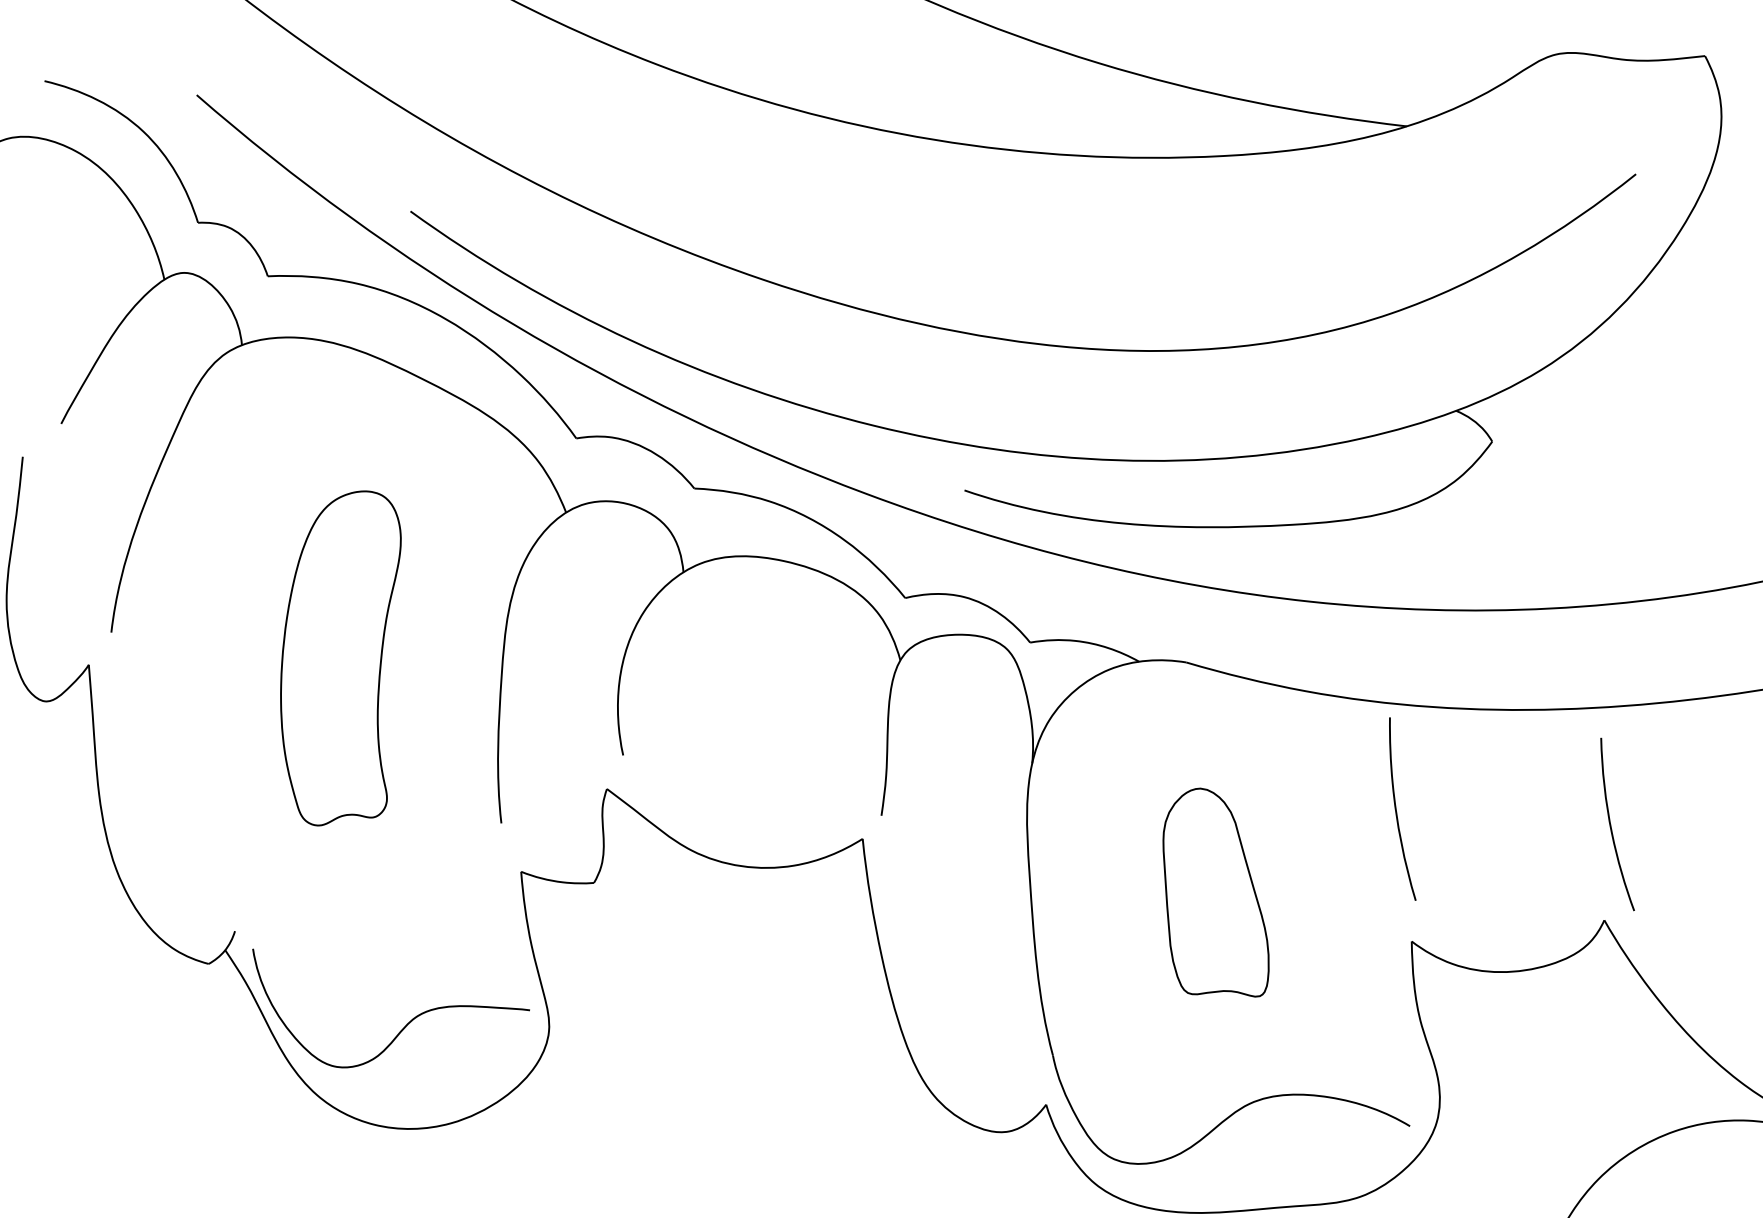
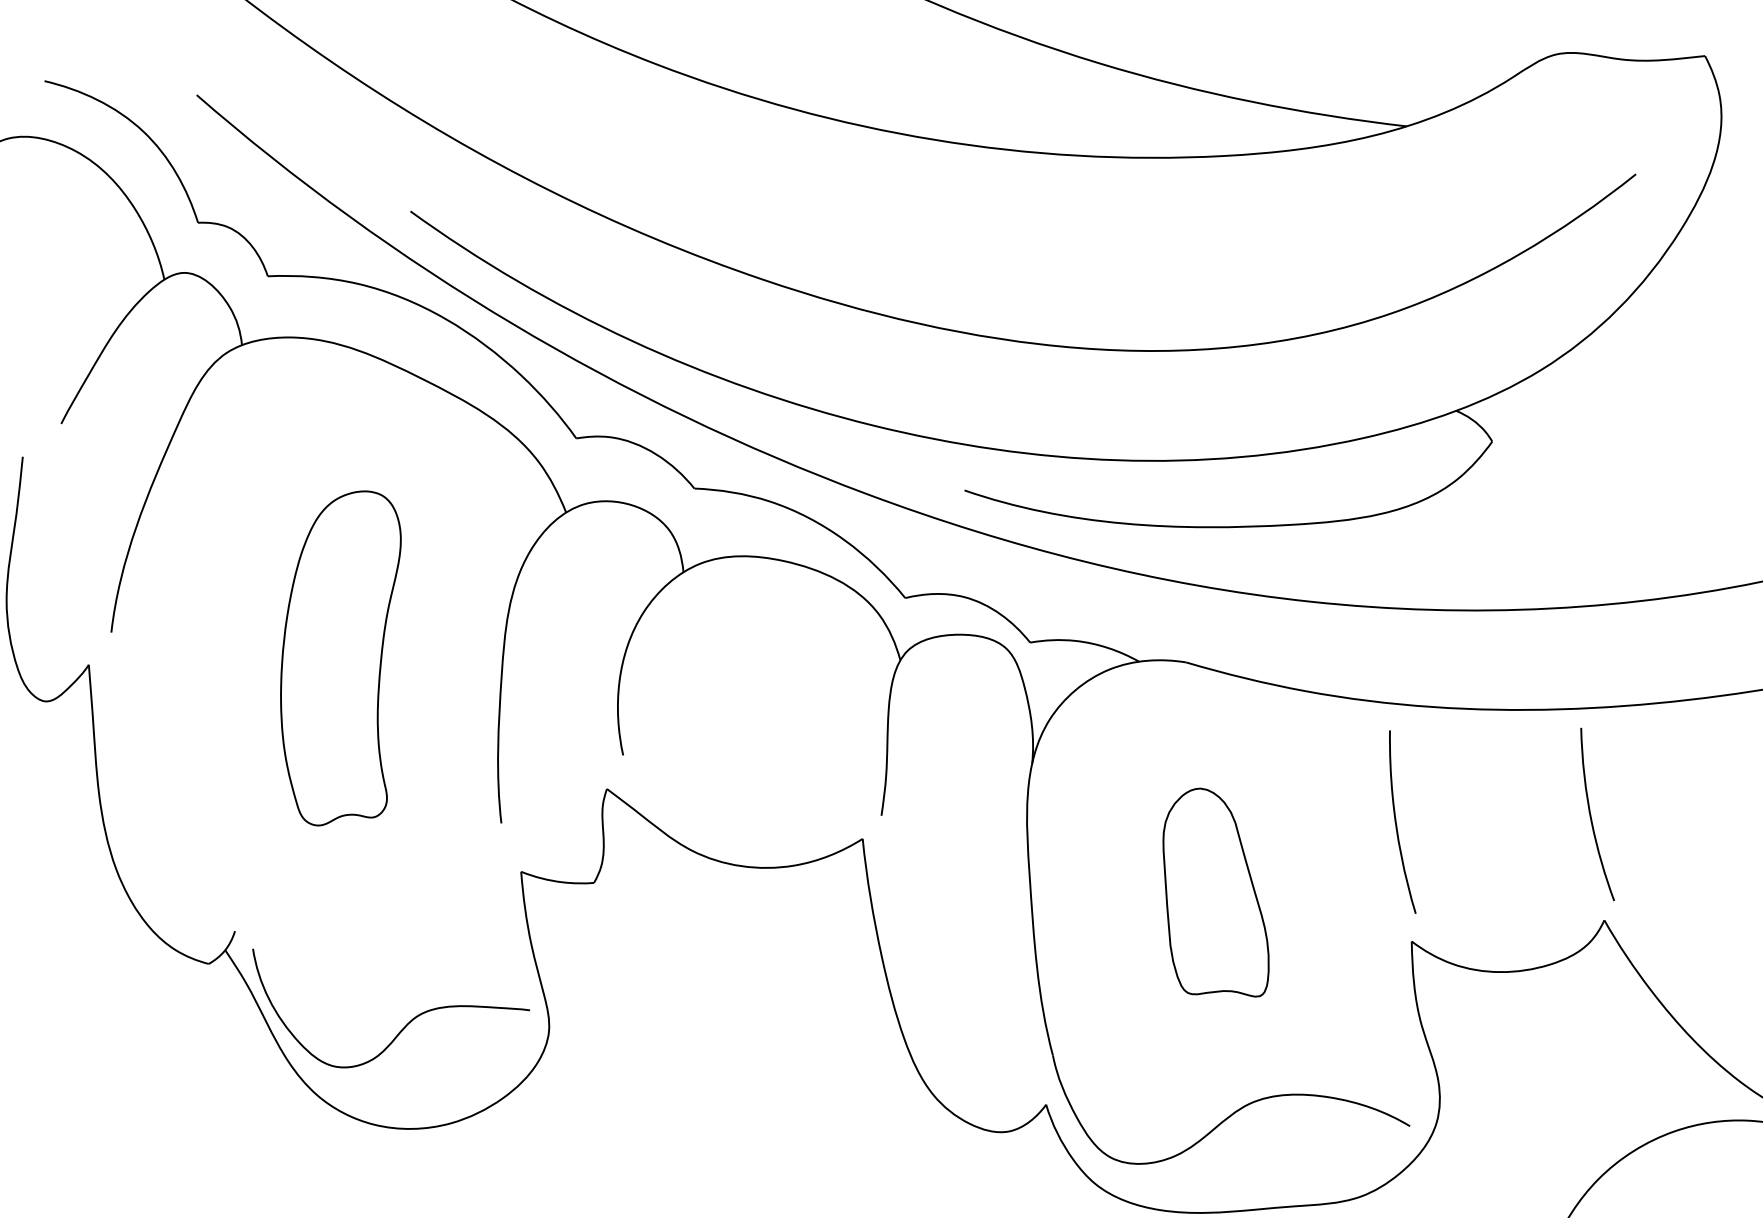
curve position: (1396, 808) -> (1396, 821) (1396, 821)
curve position: (1611, 824) -> (1591, 814) (1591, 814)
